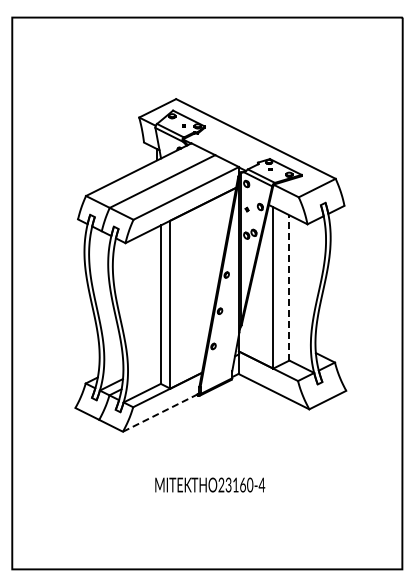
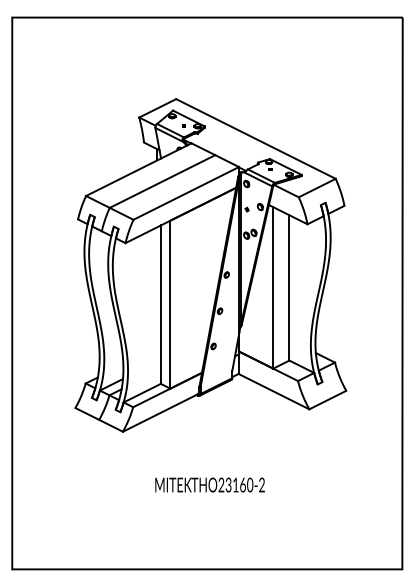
line: dashed -> solid (289, 287)
line: dashed -> solid (161, 412)
text: THO23160-4 -> THO23160-2 (261, 484)
